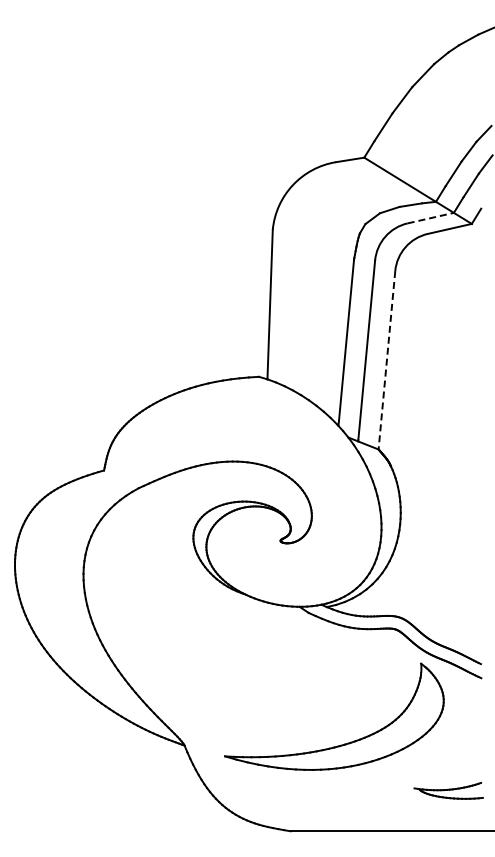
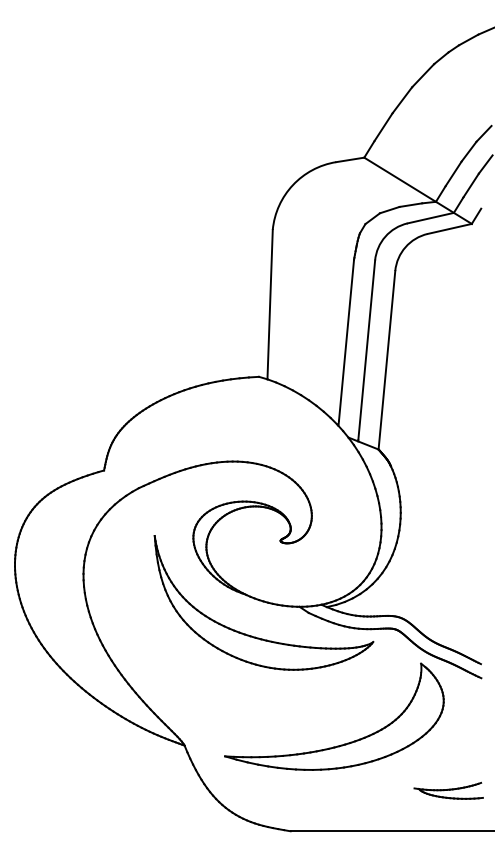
line: dashed -> solid (430, 218)
line: dashed -> solid (386, 360)
part: none -> present (255, 636)
